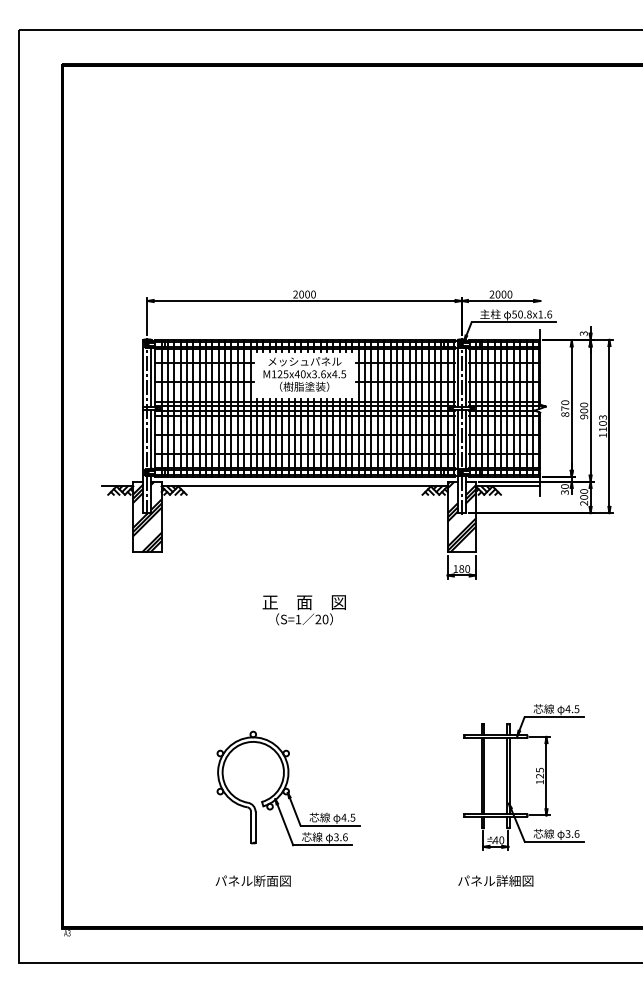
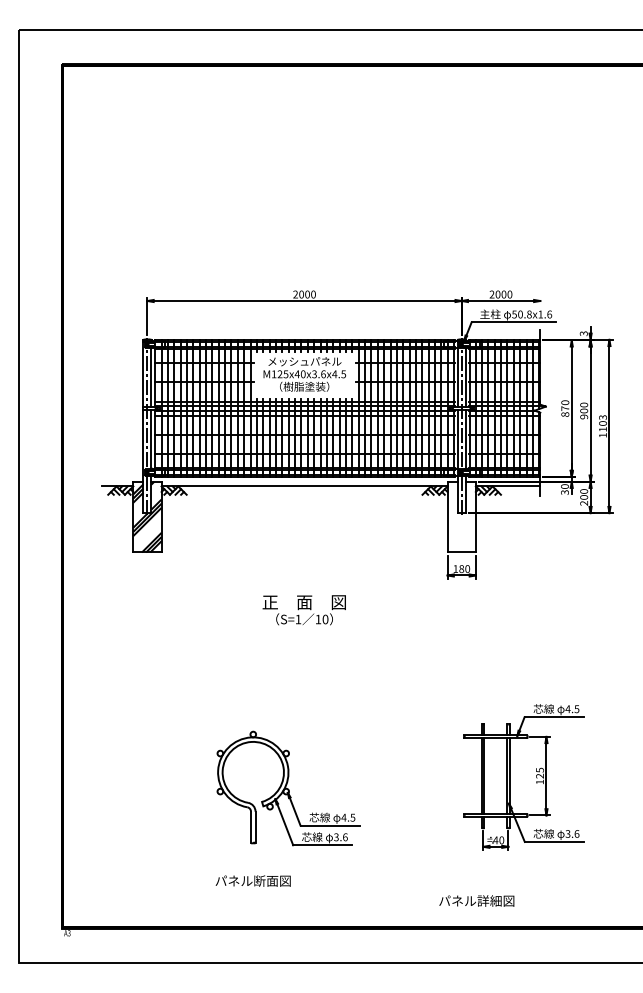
hatch: present -> none (461, 516)
text: 20 -> 10 (318, 619)
text position: (495, 880) -> (476, 900) (476, 900)
